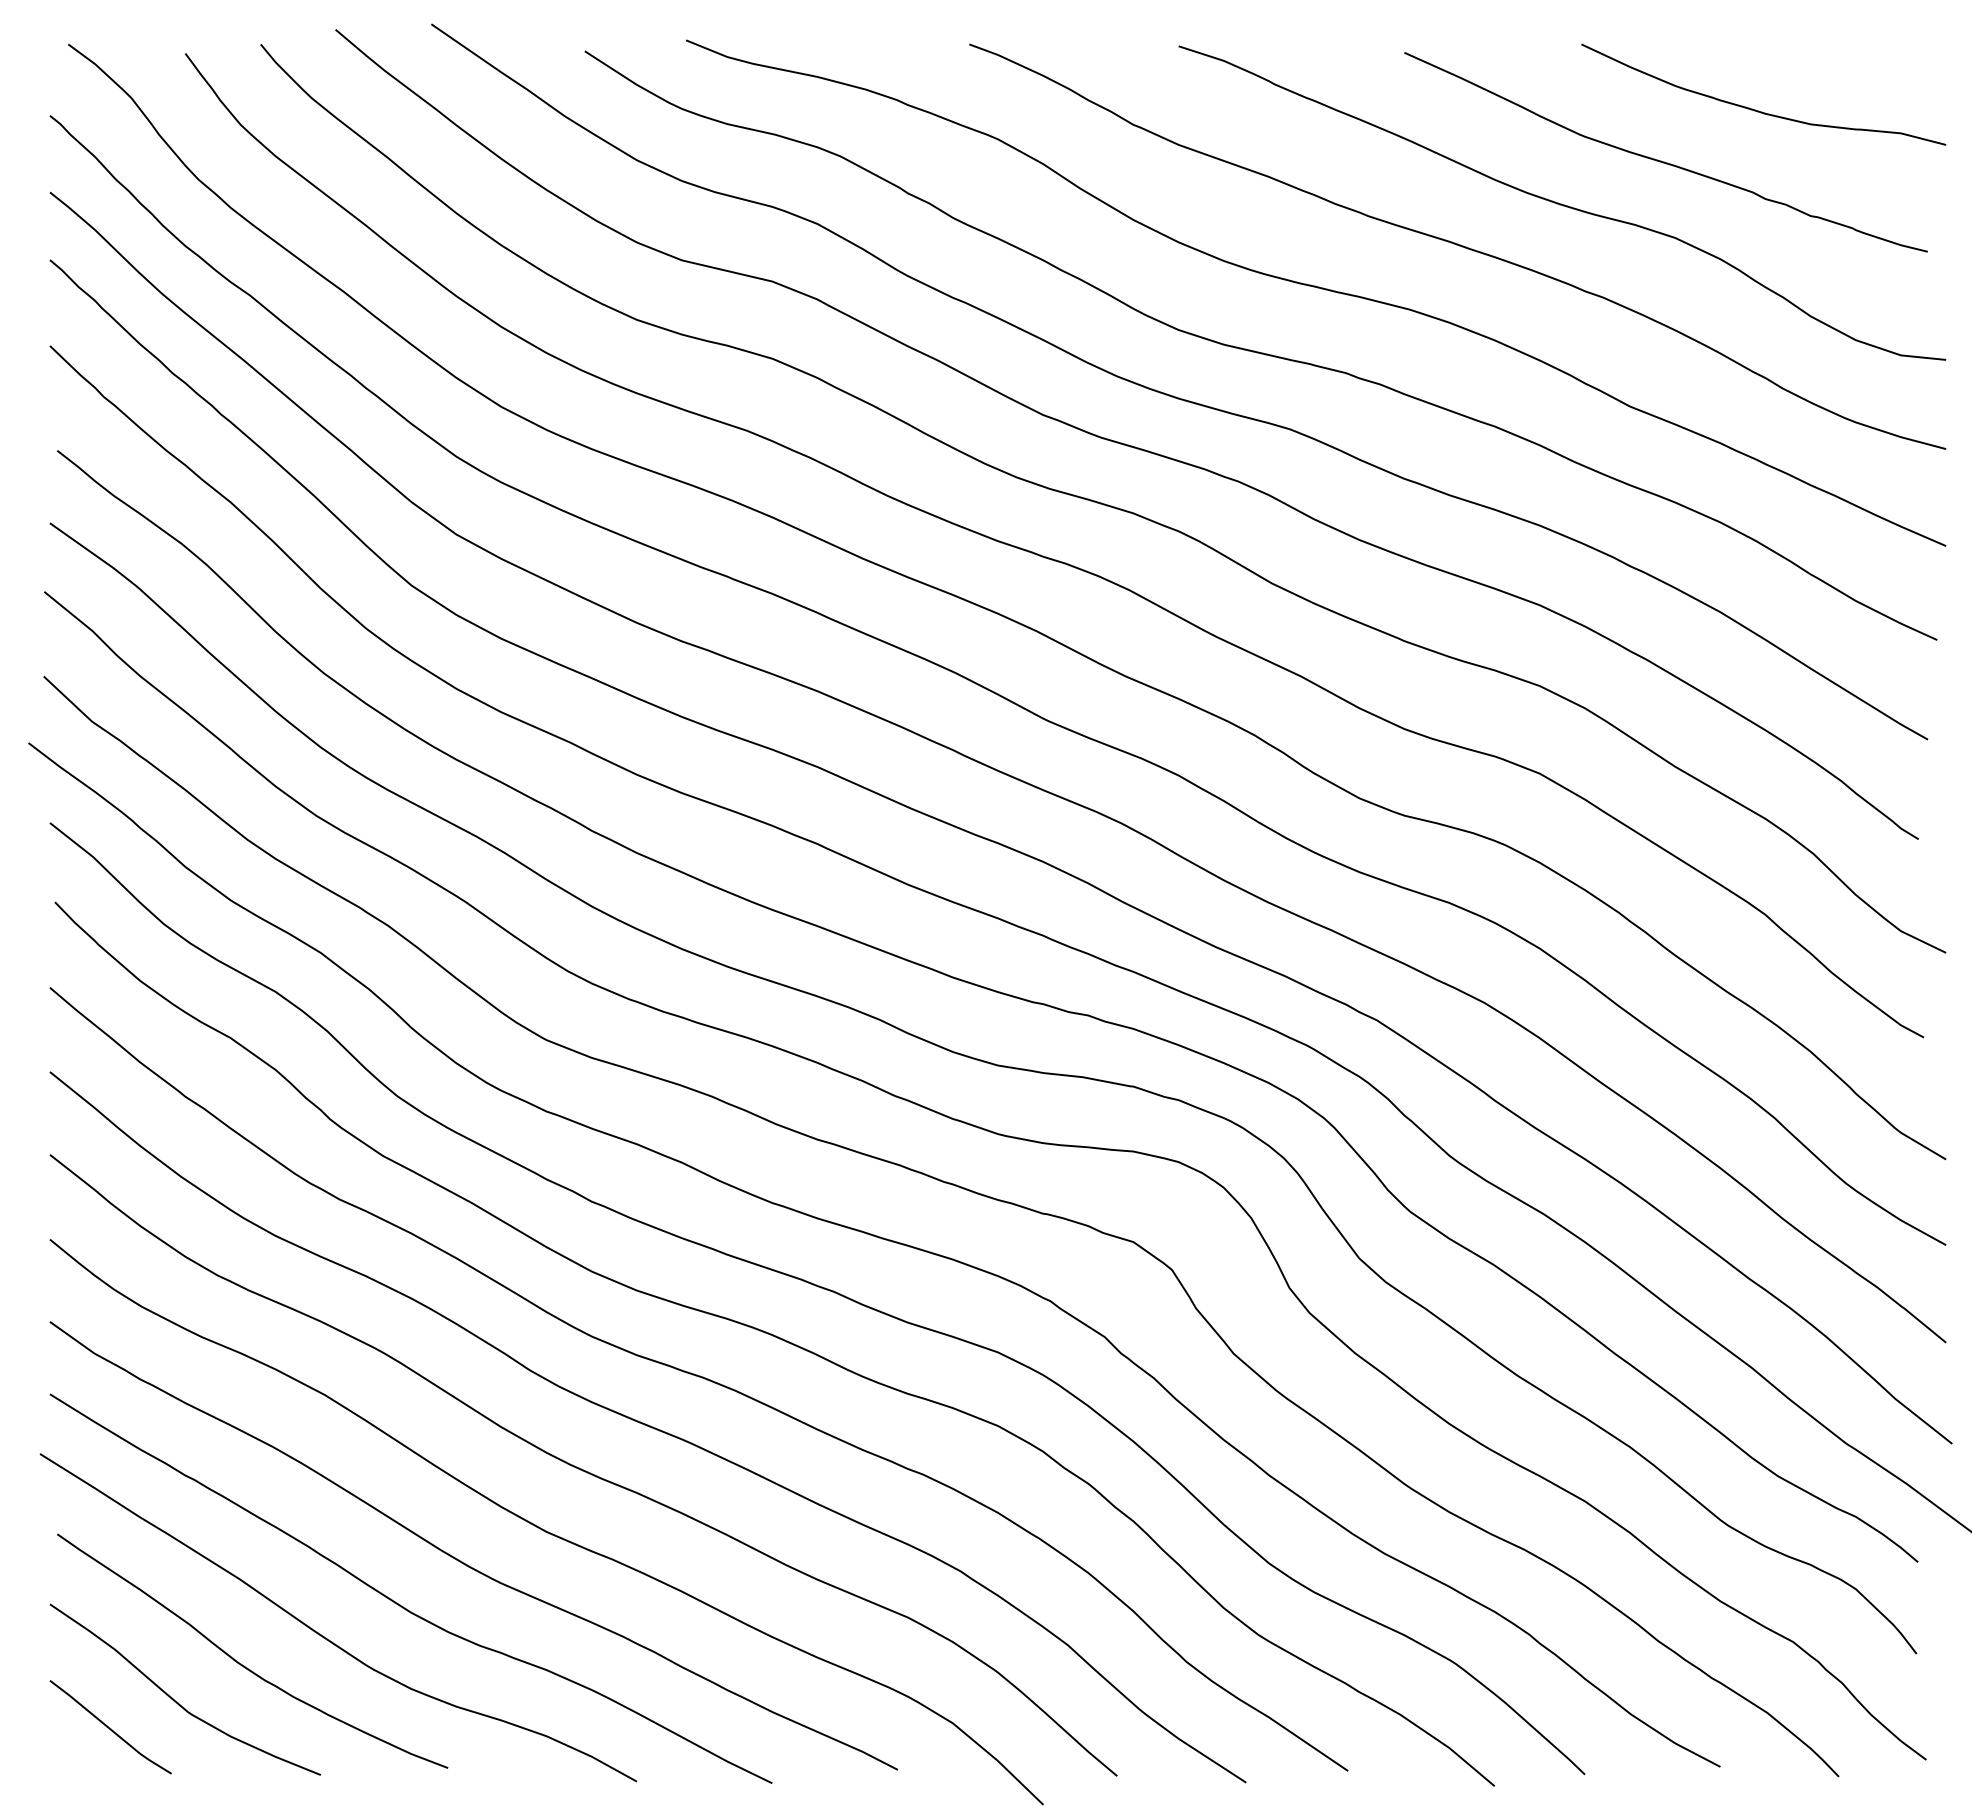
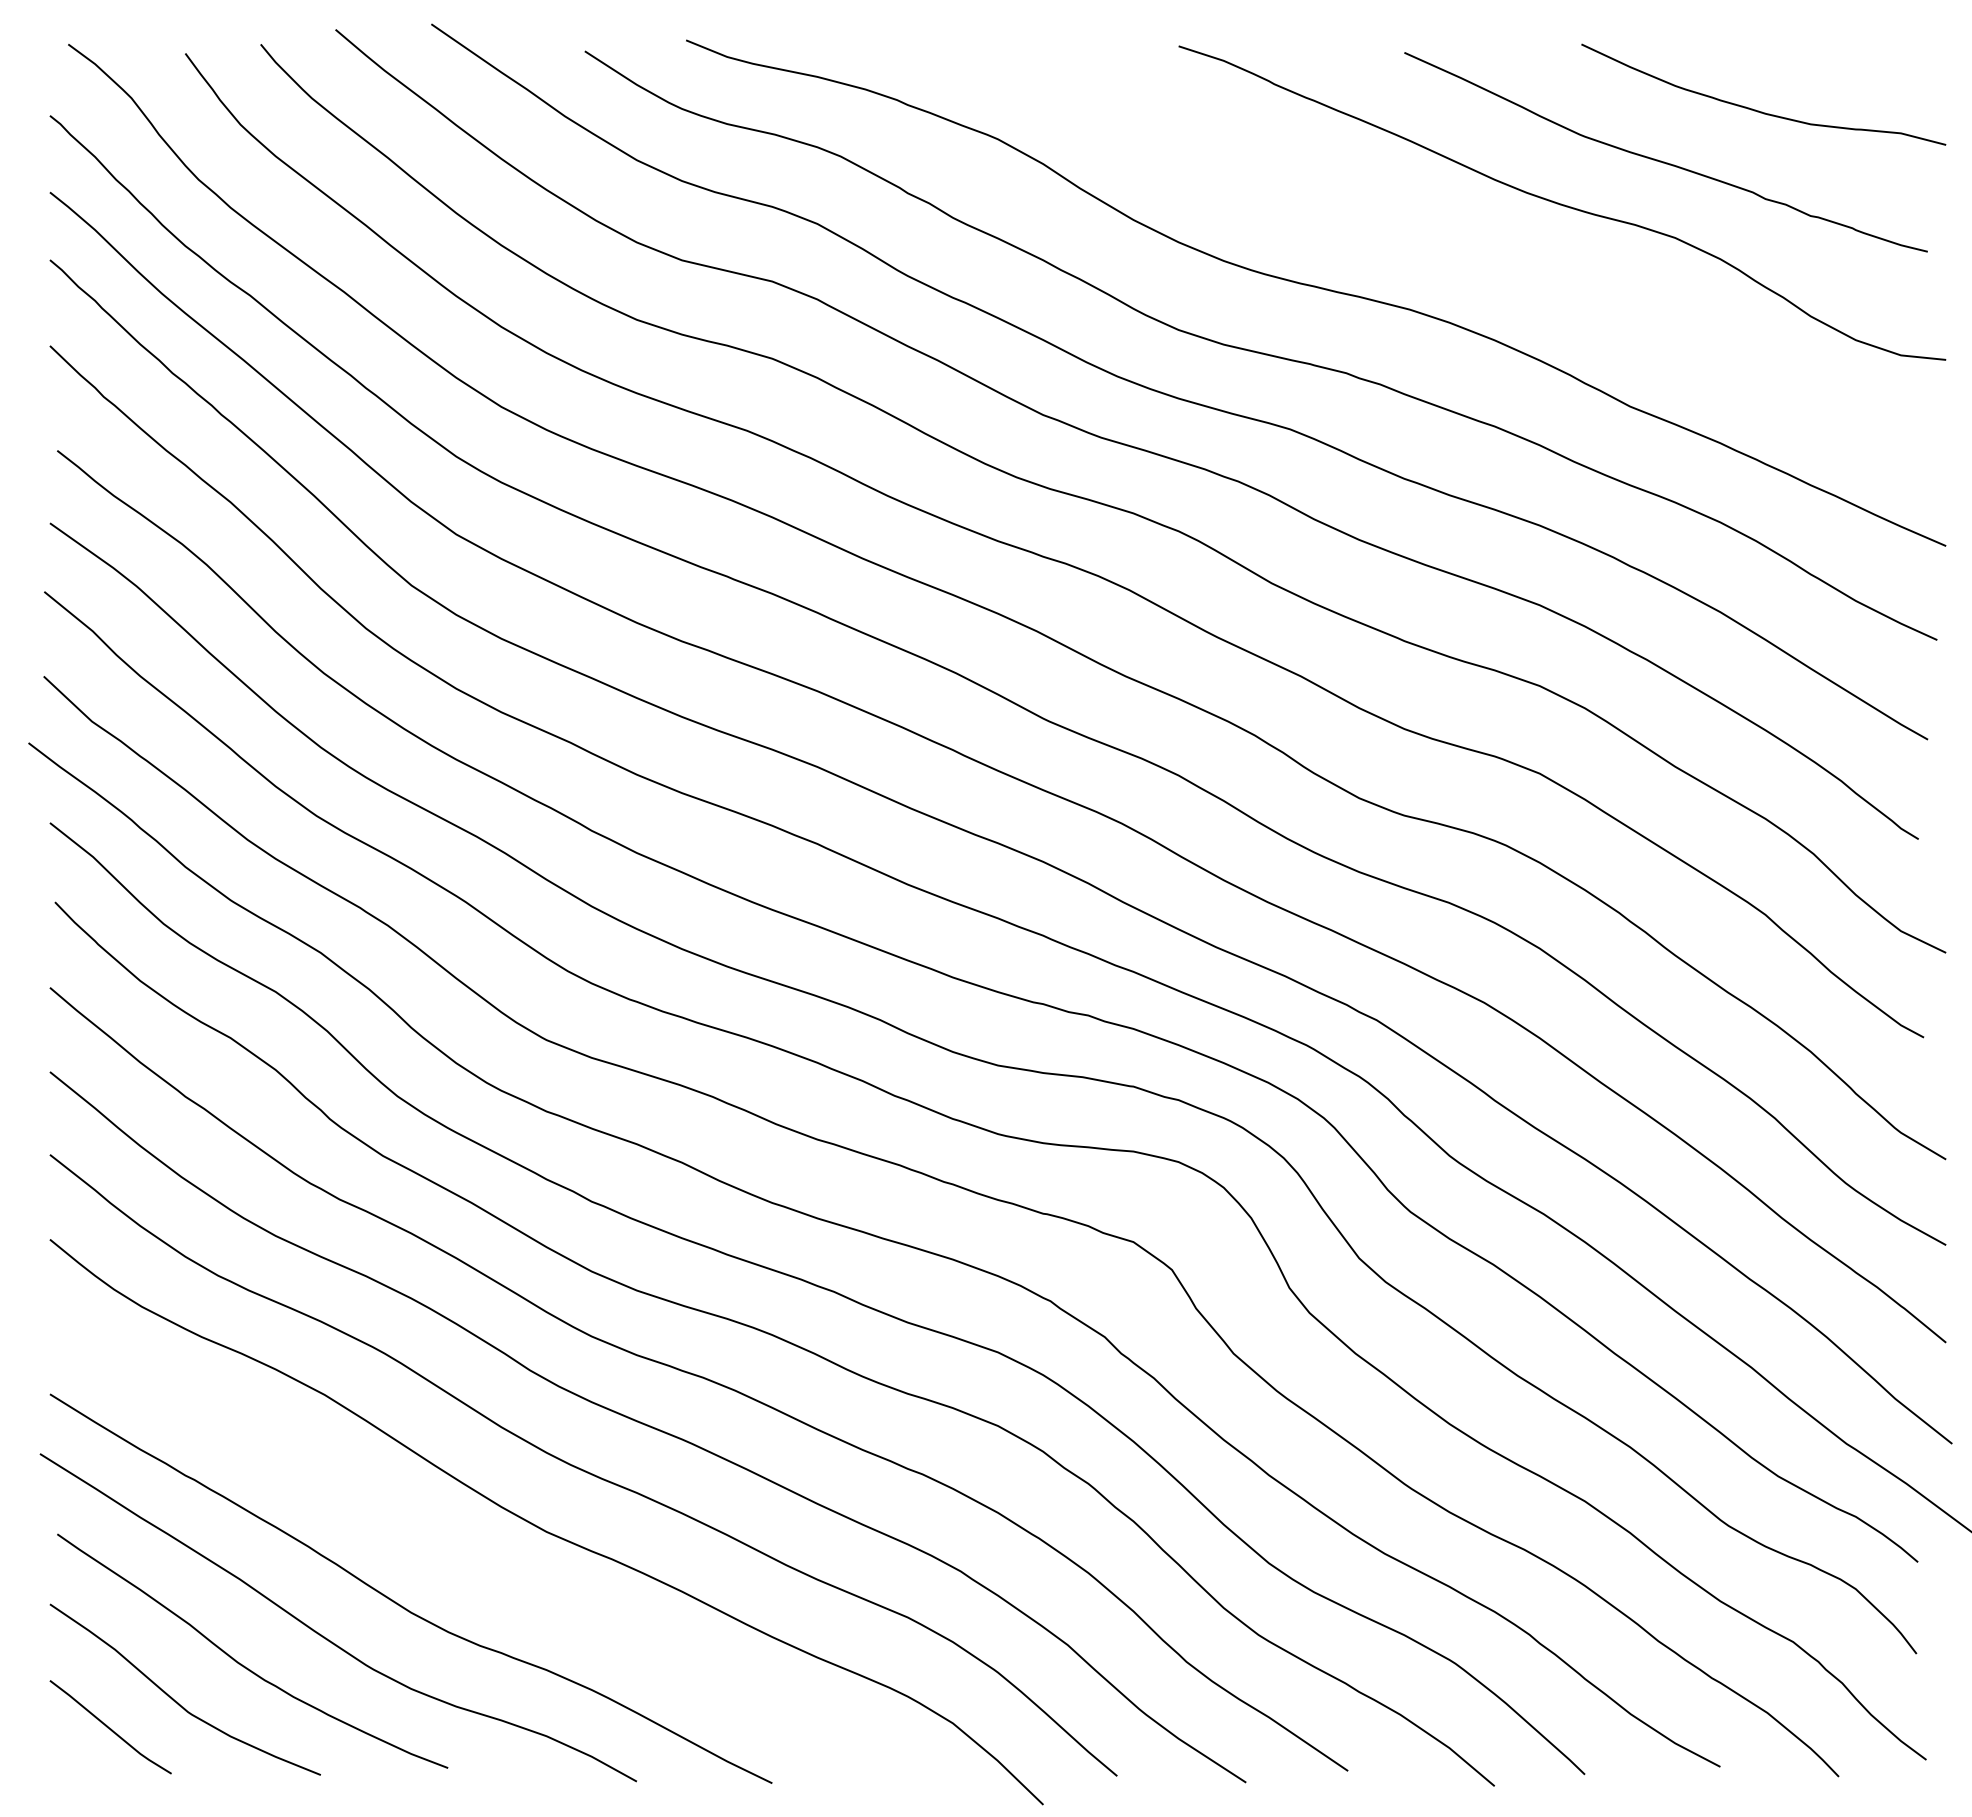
curve: present -> none (1457, 245)
curve: present -> none (464, 1562)
